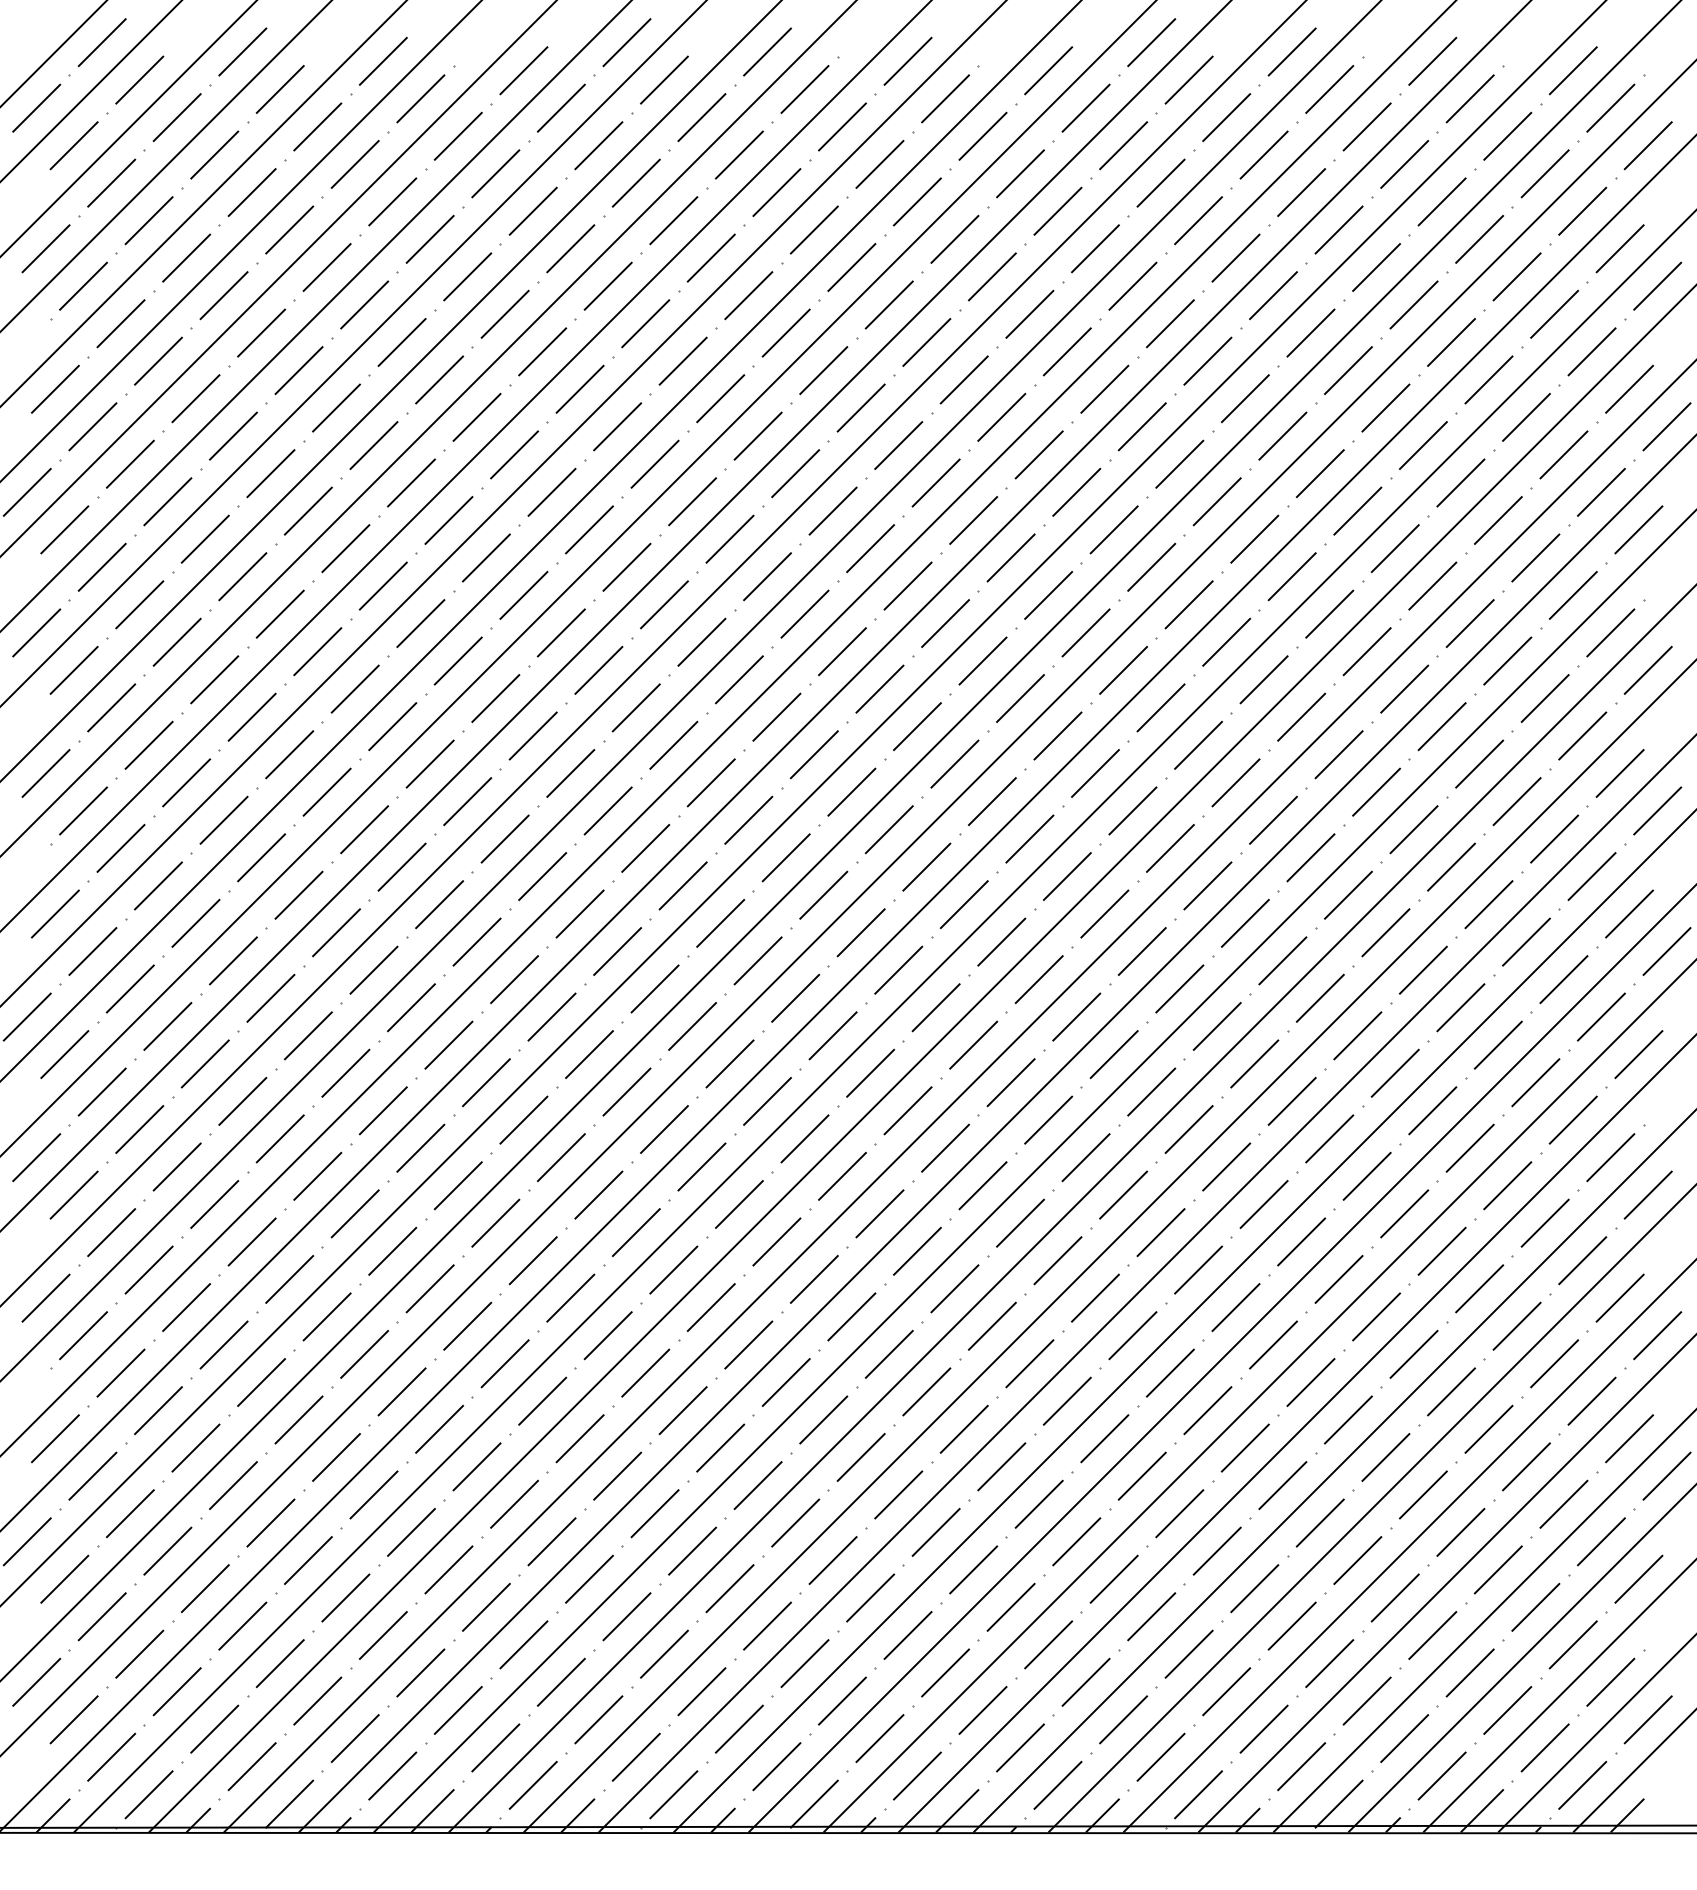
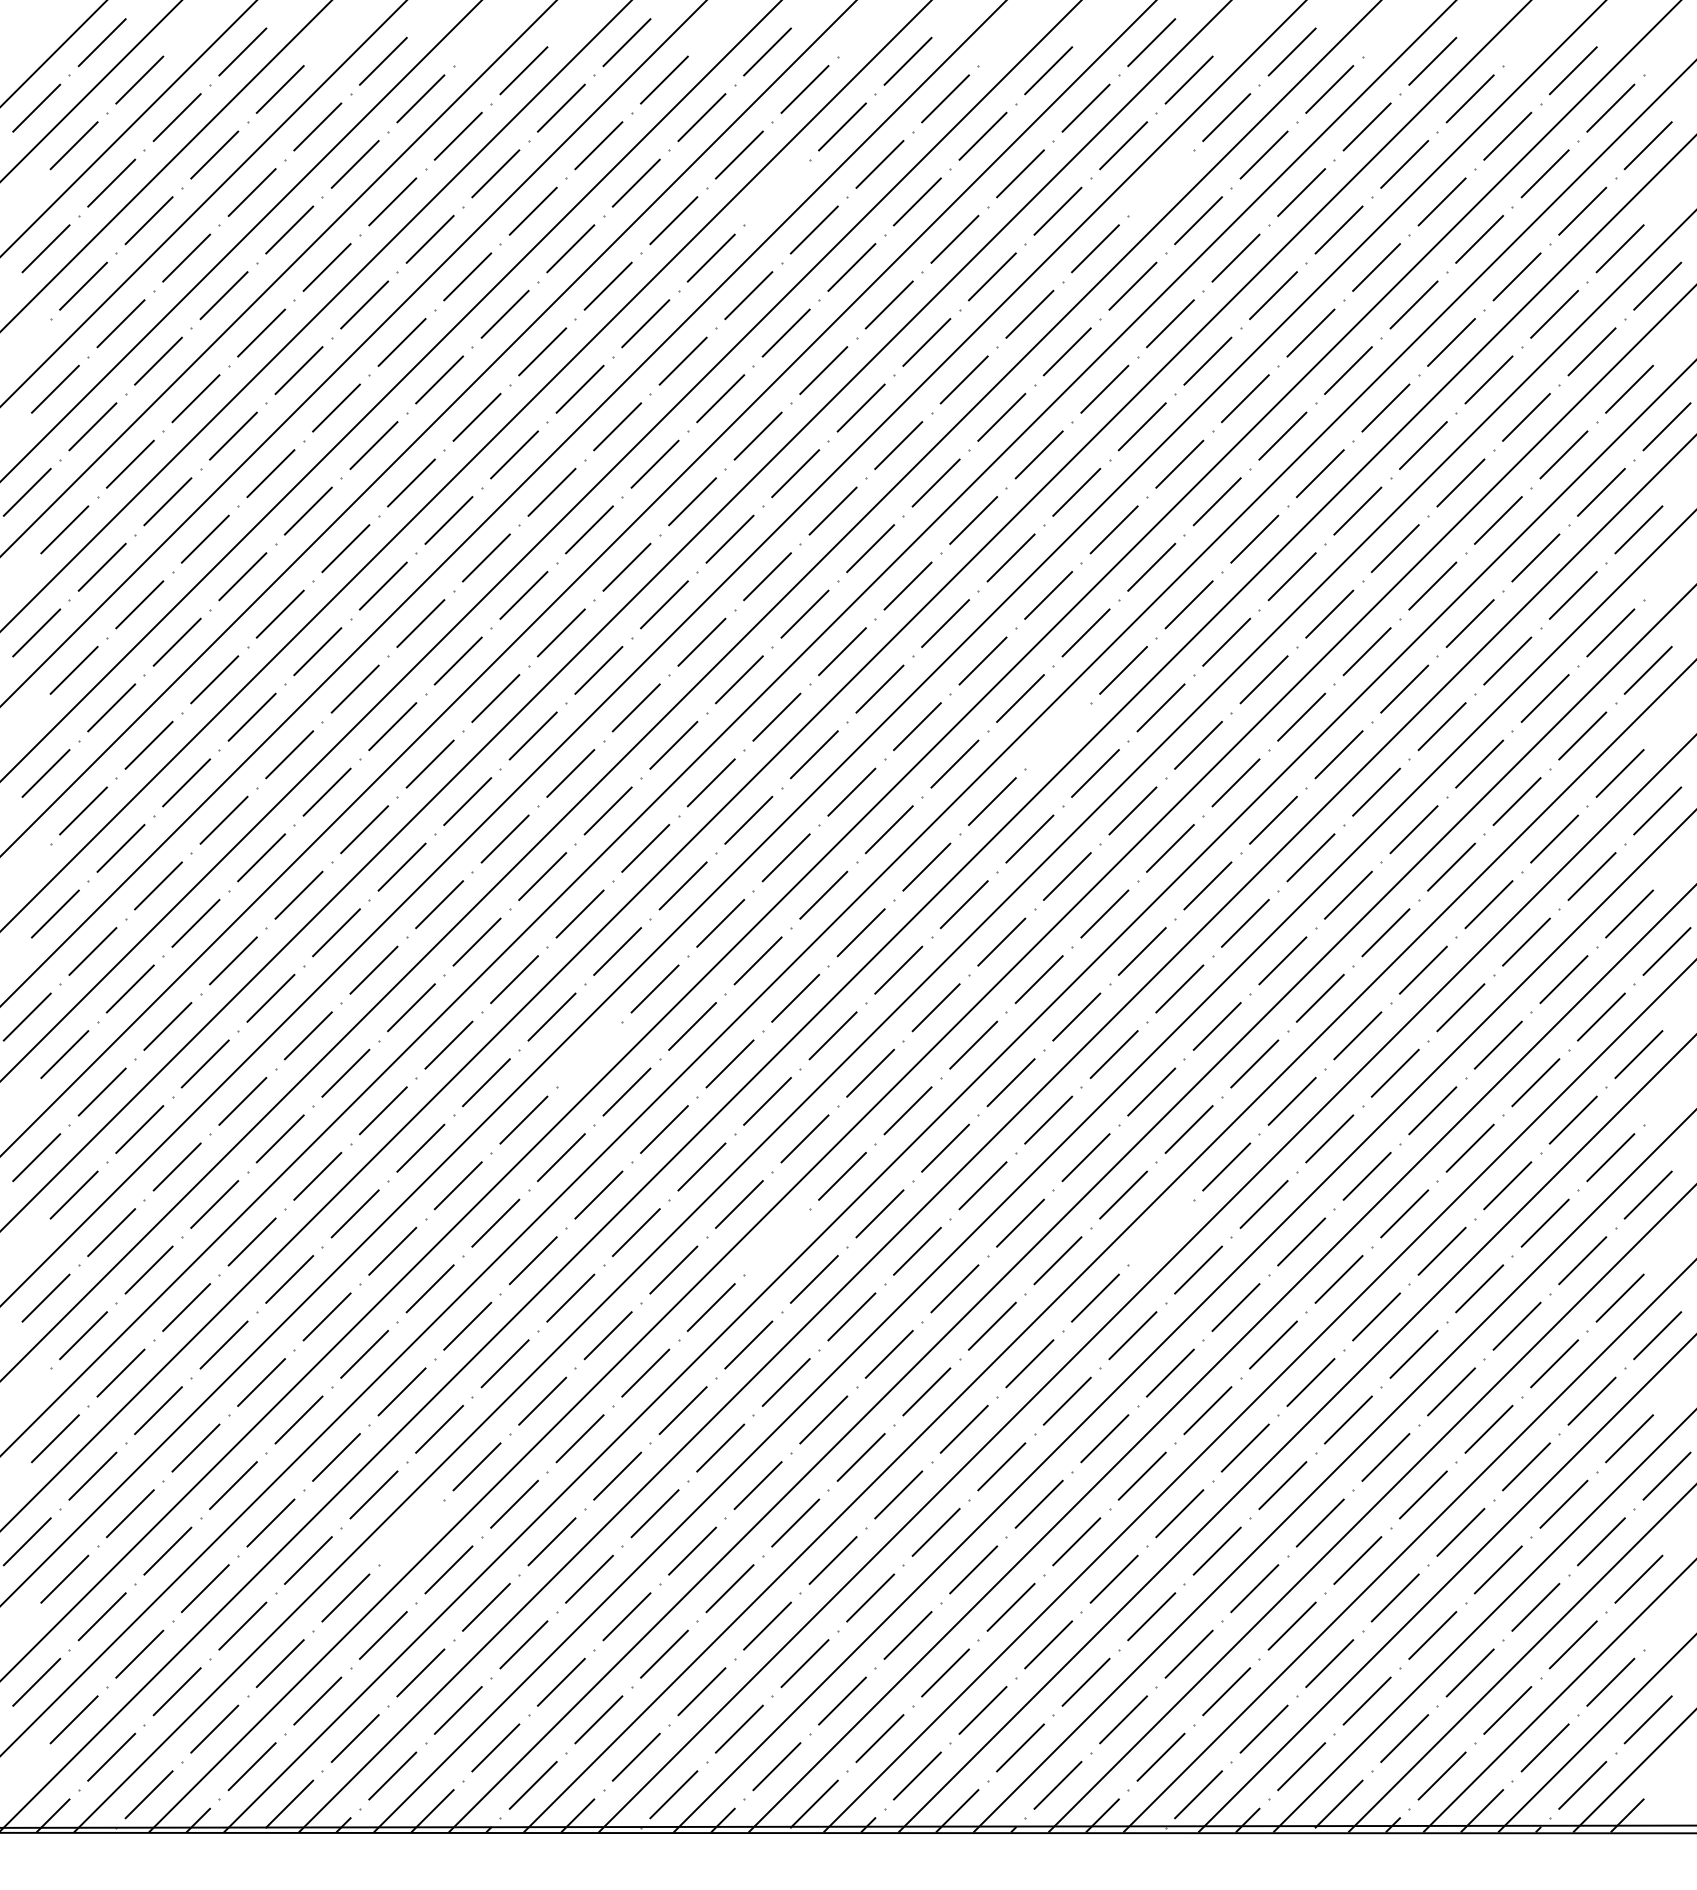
line: present -> none (1160, 182)
line: present -> none (776, 192)
line: present -> none (1057, 735)
line: present -> none (589, 1054)
line: present -> none (1160, 1232)
line: present -> none (776, 1241)
line: present -> none (411, 1532)
